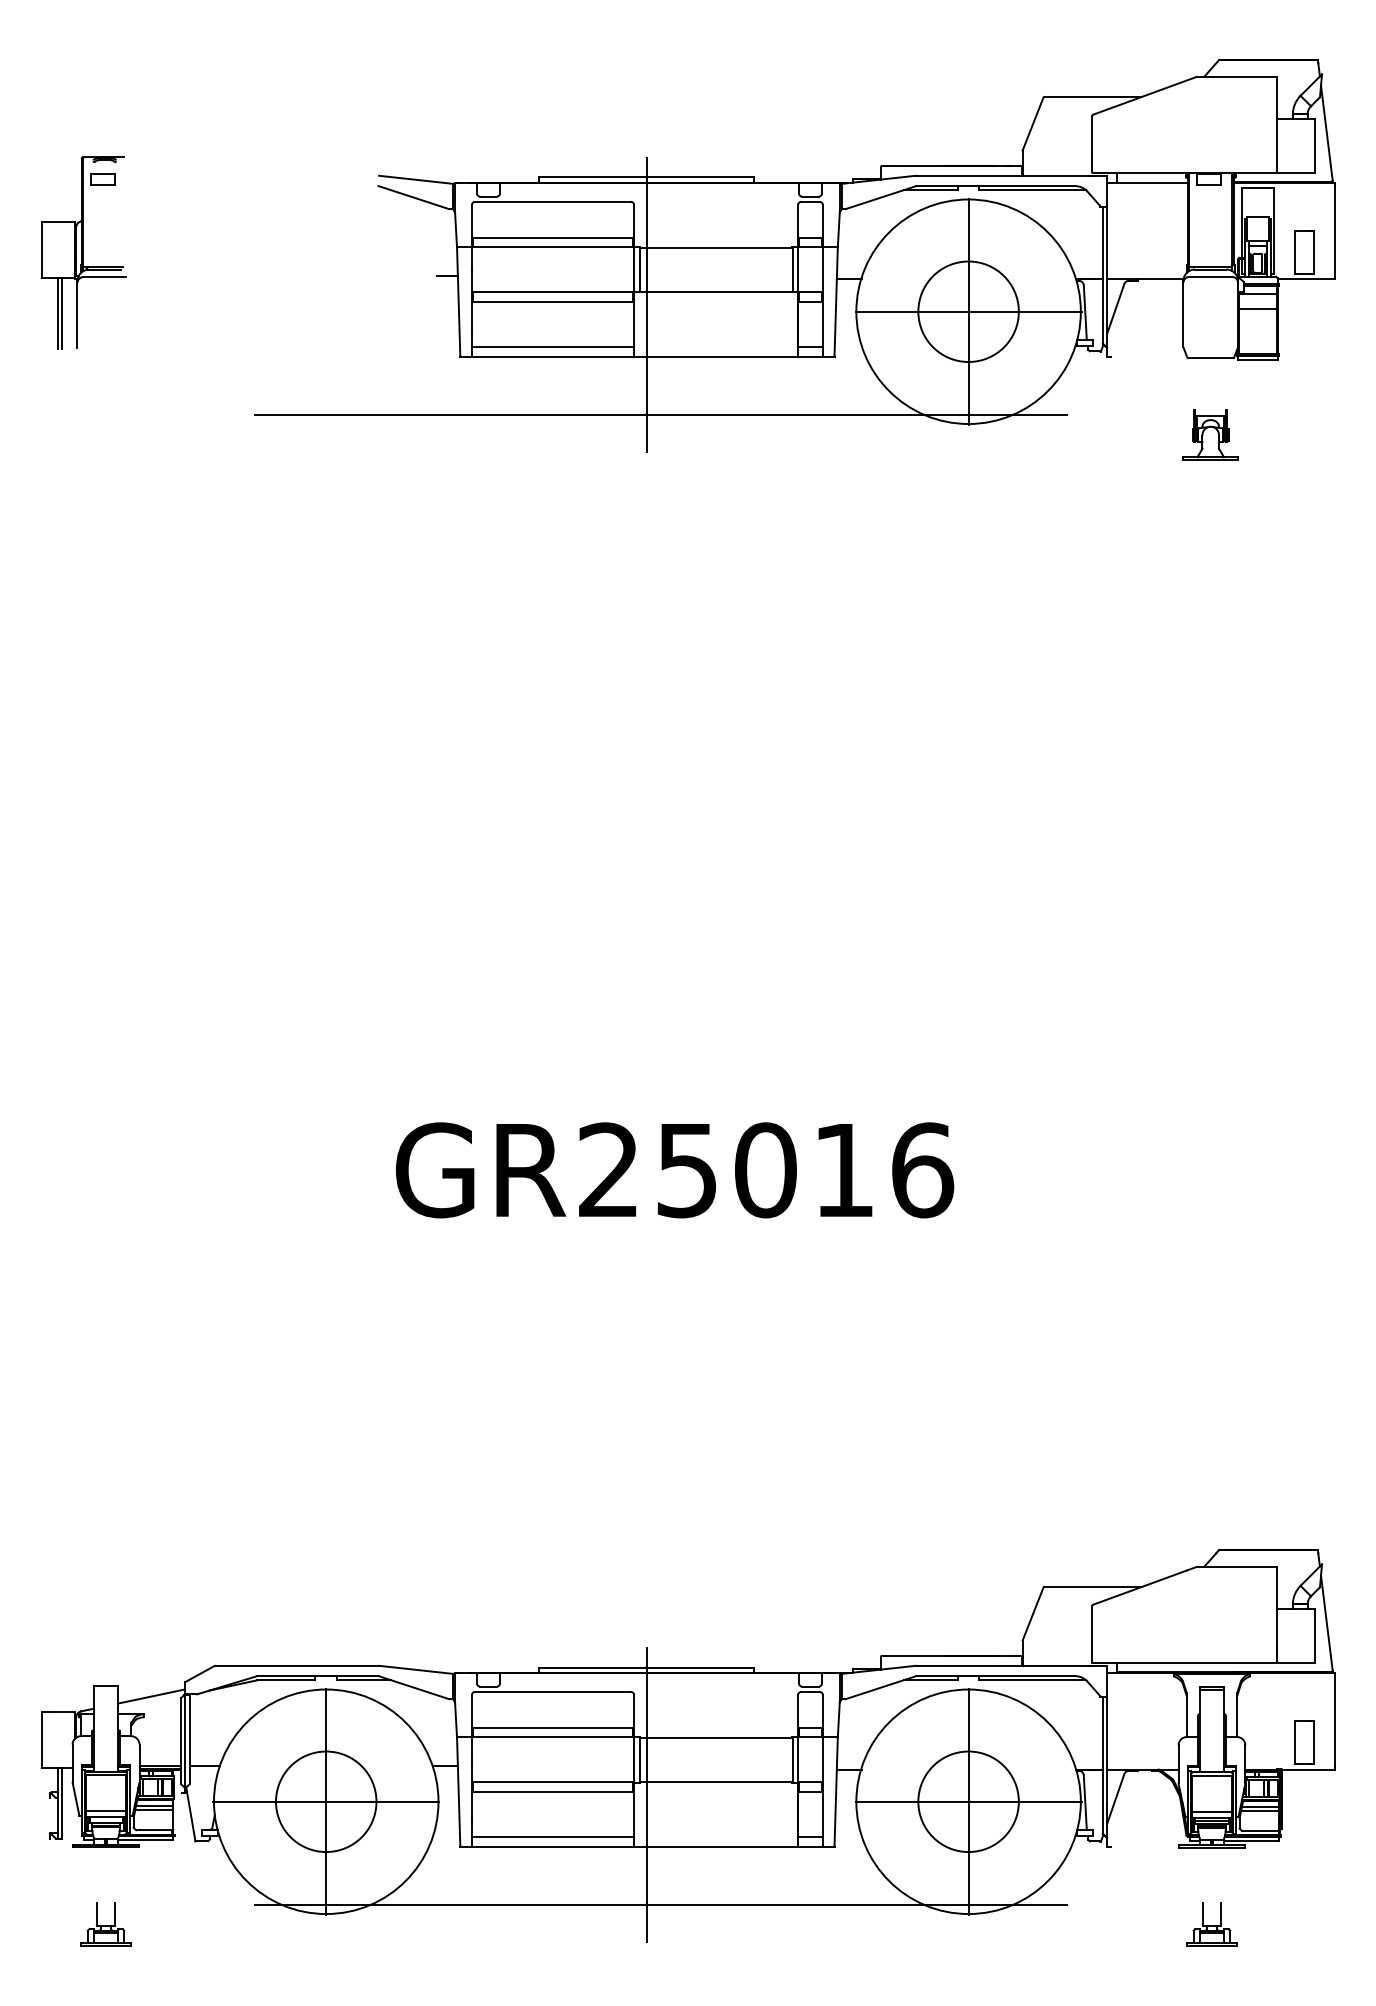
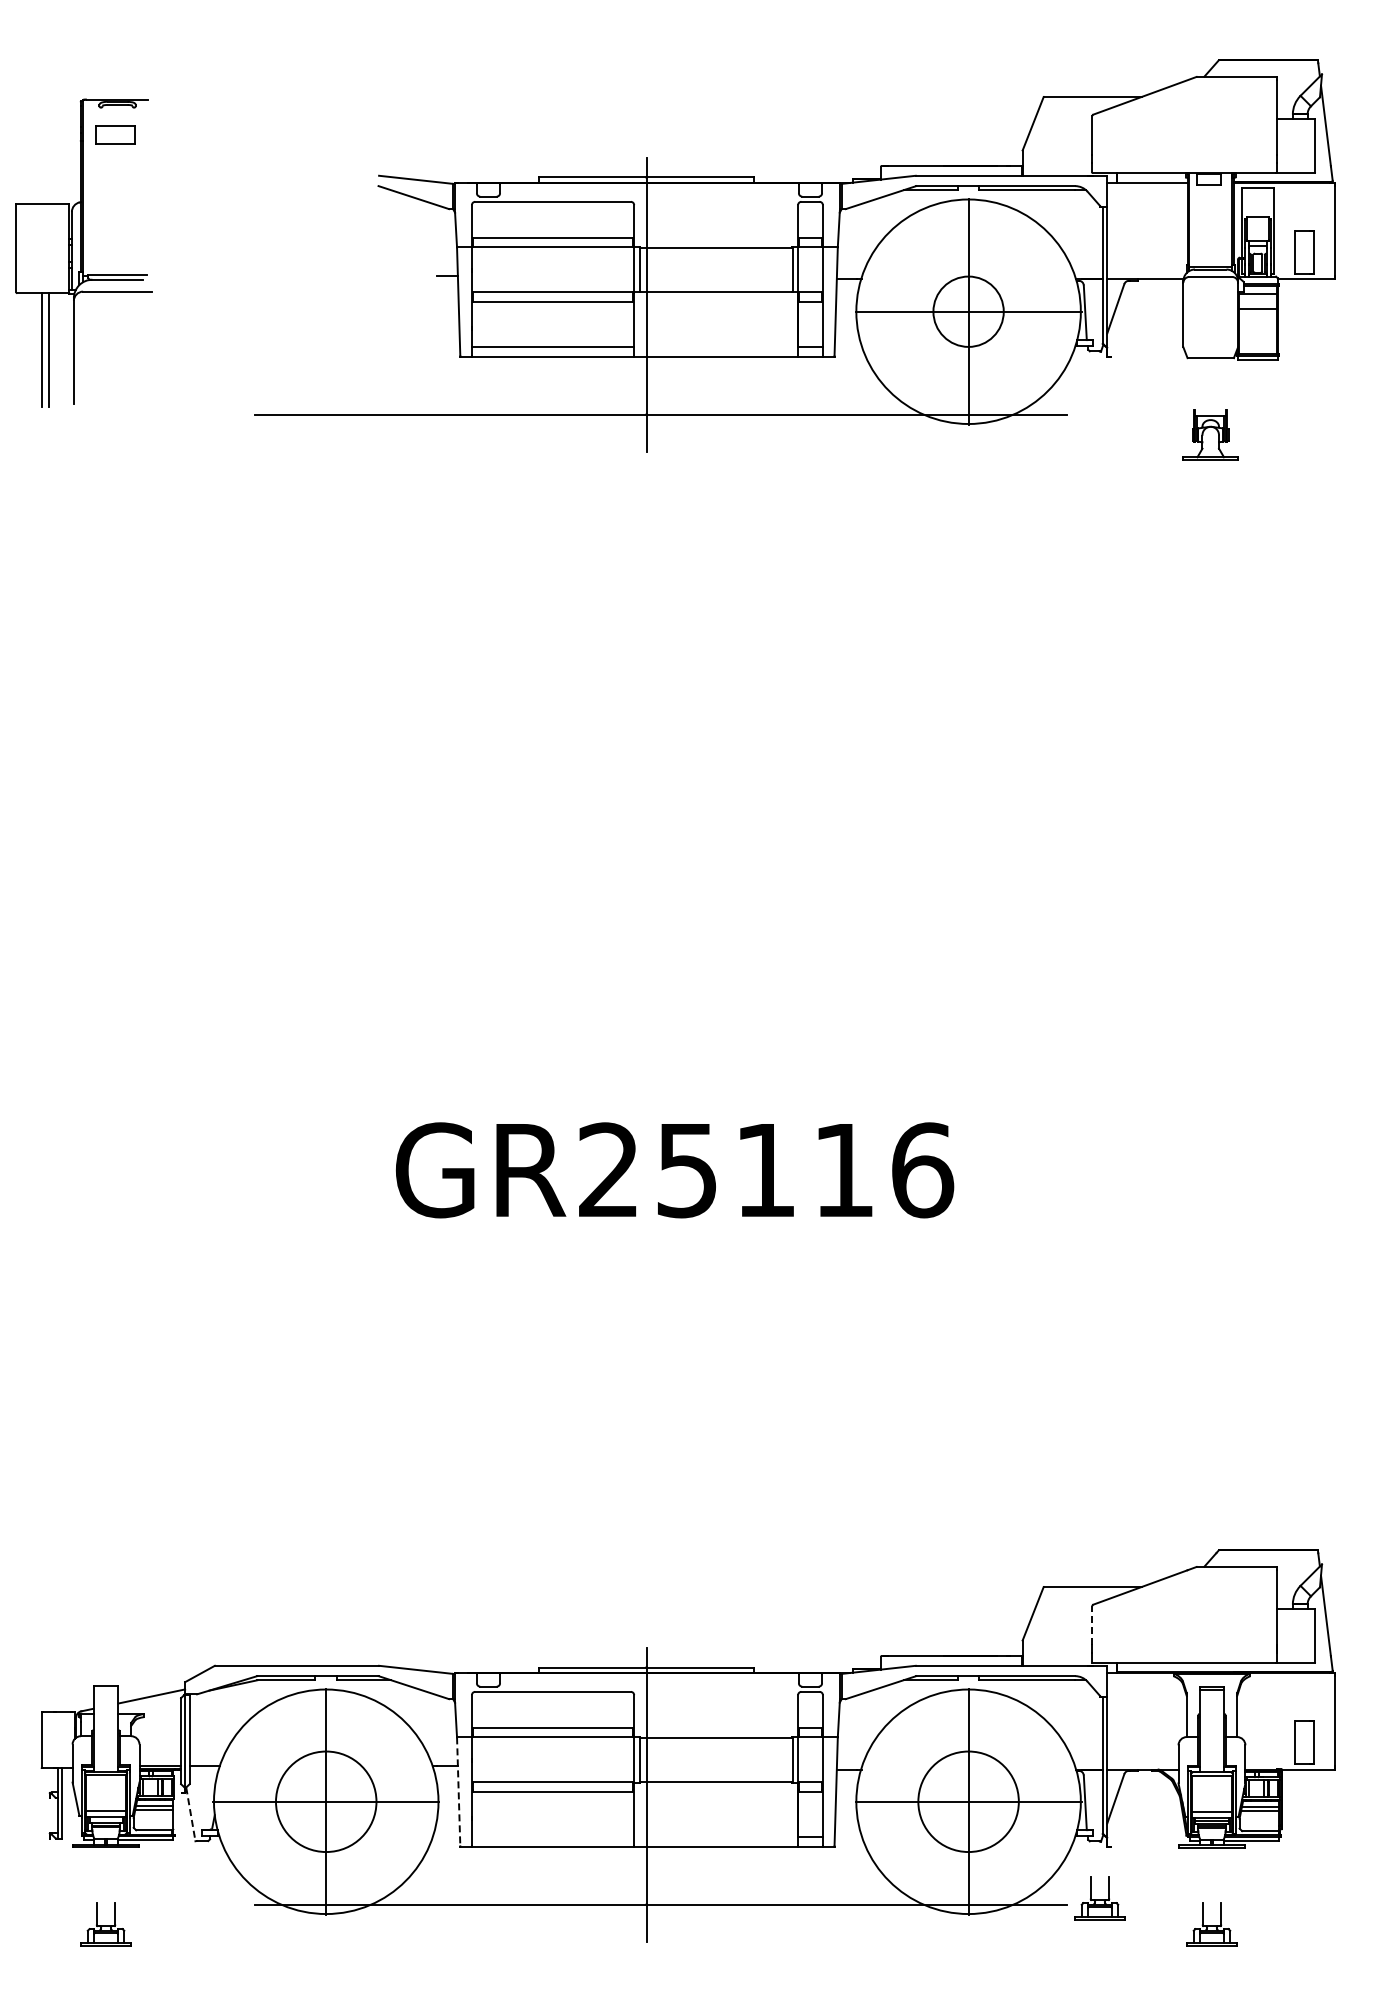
part size: 87x194 px -> 138x310 px (83, 252)
circle diameter: 100 px -> 70 px (968, 311)
text: GR25016 -> GR25116 (765, 1170)
line: solid -> dashed (1092, 1624)
line: solid -> dashed (458, 1791)
line: solid -> dashed (190, 1814)
line: present -> none (552, 1836)
part: none -> present (1099, 1898)
